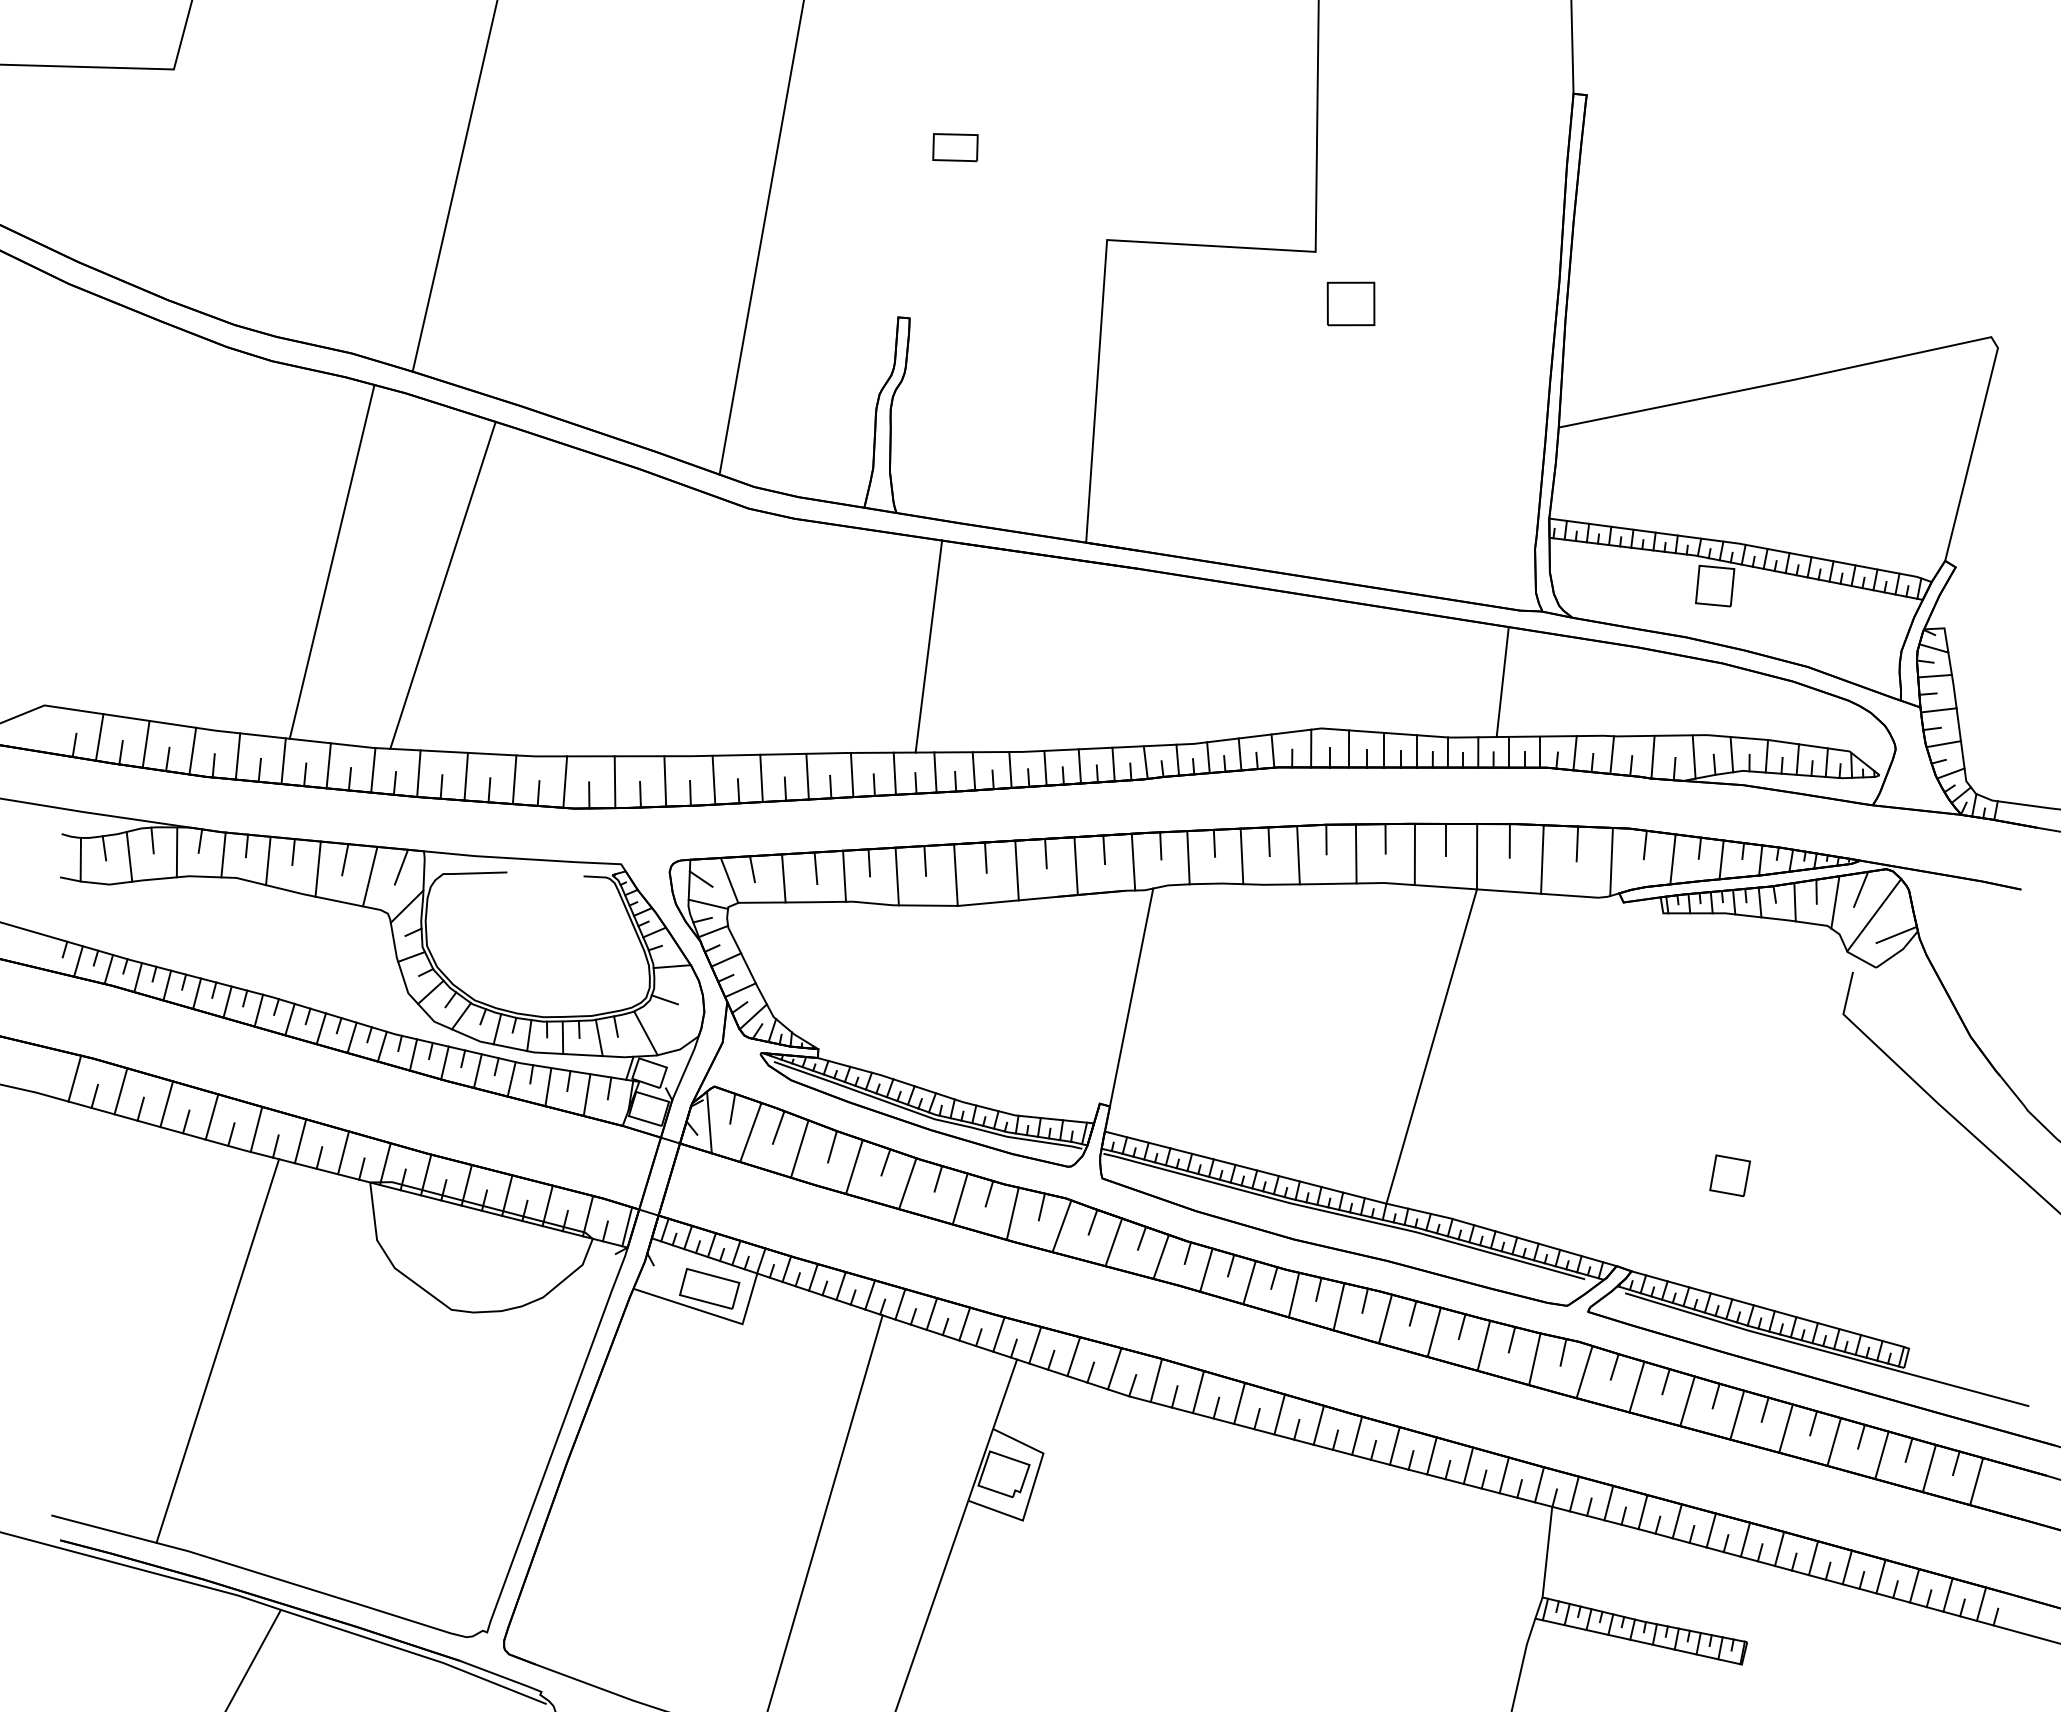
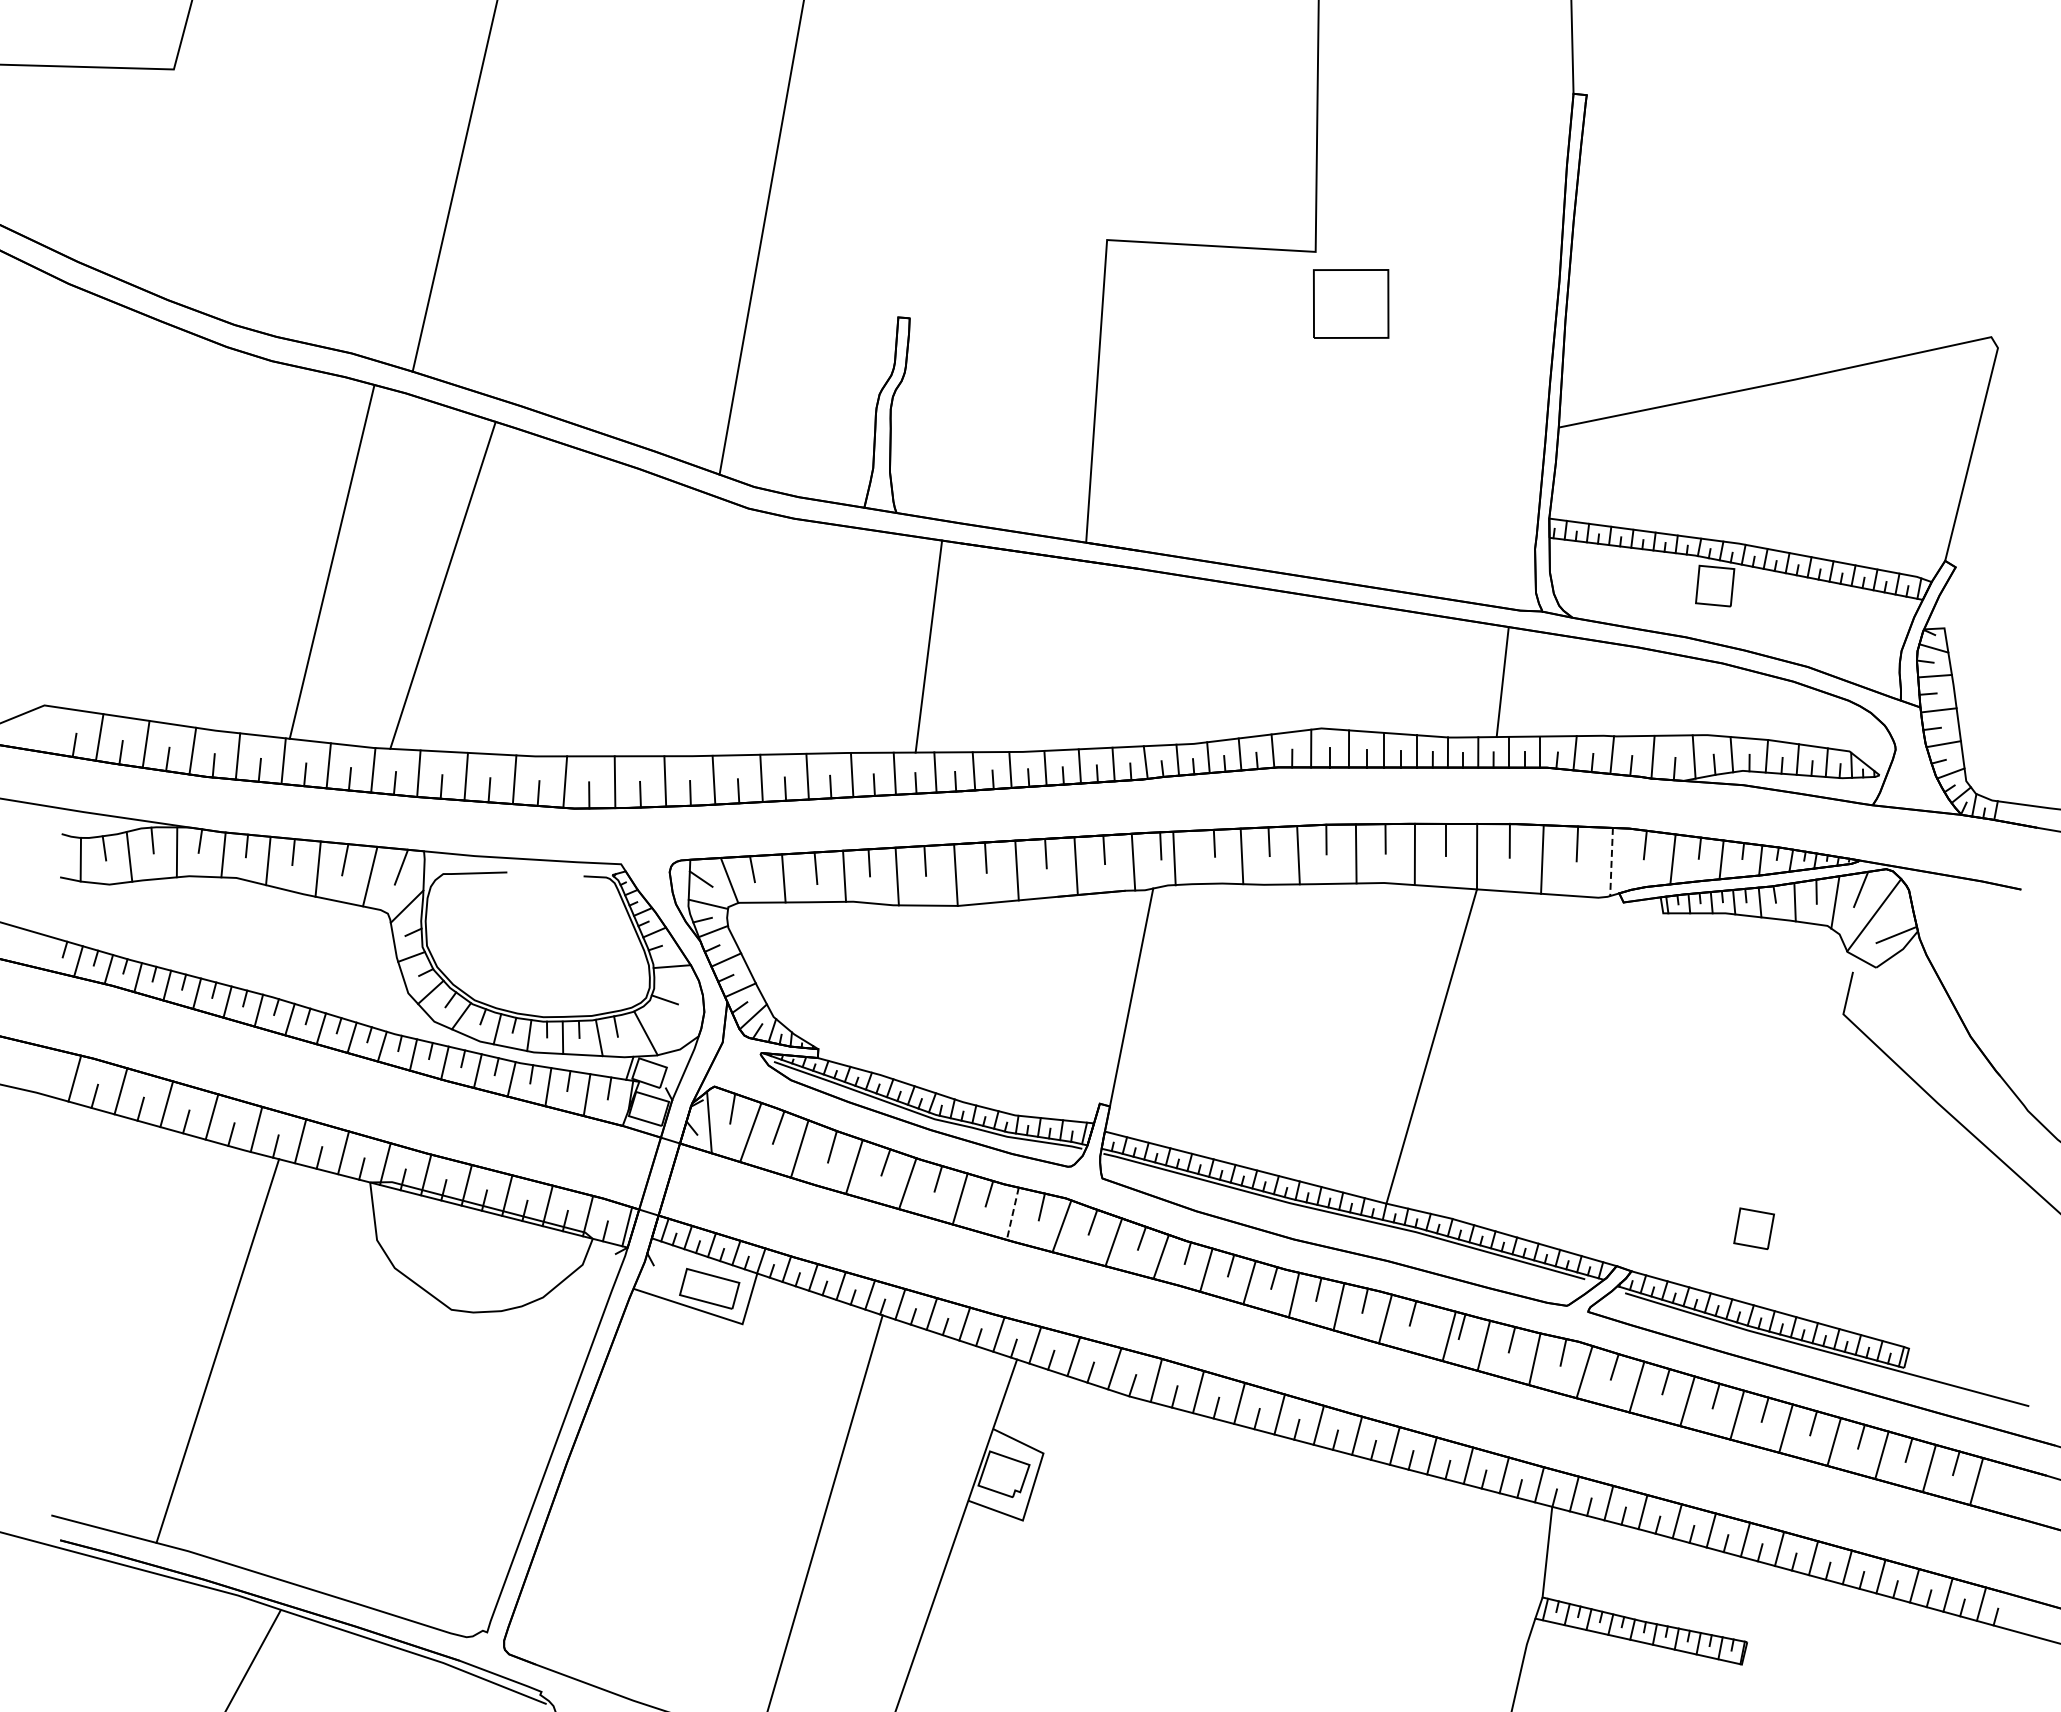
part: present -> none (955, 147)
part size: 50x46 px -> 77x70 px (1351, 303)
line position: (1188, 857) -> (1174, 858) (1174, 858)
line: solid -> dashed (1611, 862)
part position: (1729, 1175) -> (1753, 1228) (1753, 1228)
line: solid -> dashed (1012, 1213)
line position: (1433, 1331) -> (1448, 1335) (1448, 1335)
